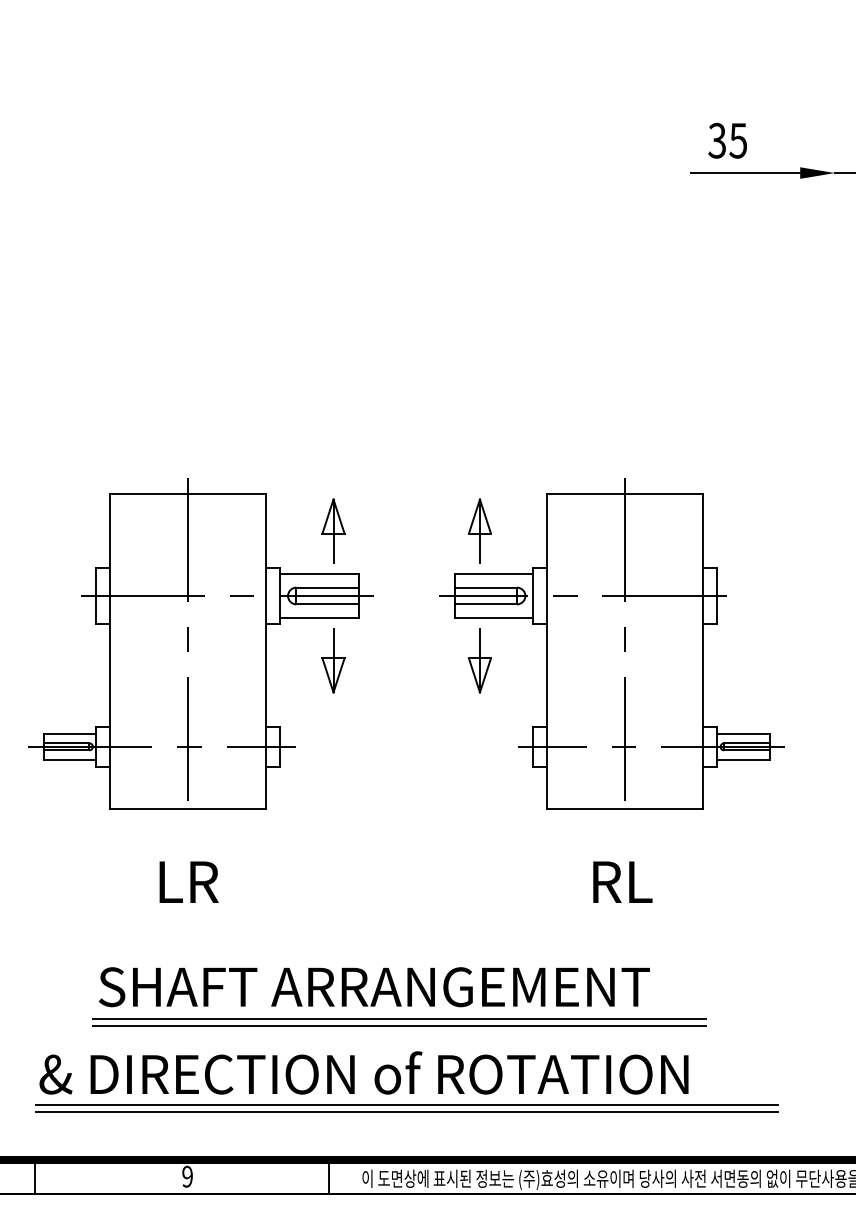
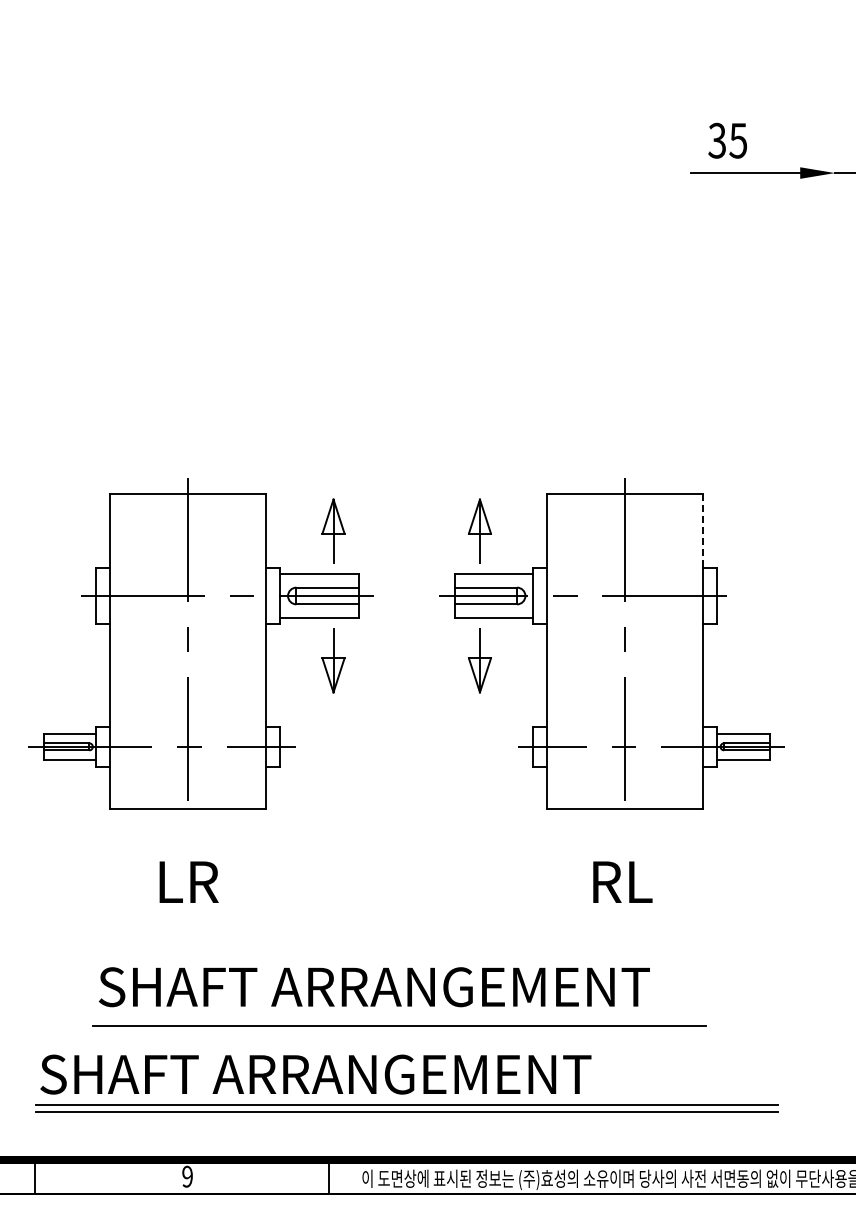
line: solid -> dashed (703, 531)
line: present -> none (399, 1018)
text: & DIRECTION of ROTATION -> SHAFT ARRANGEMENT (363, 1072)
